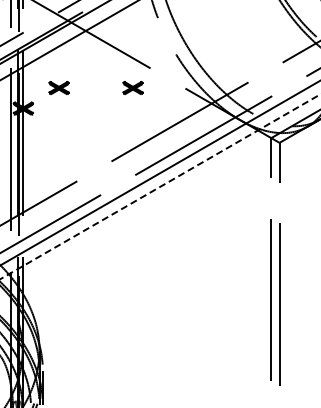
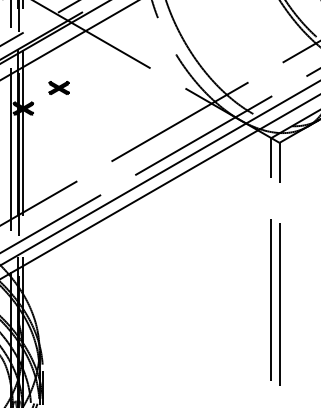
part: present -> none (132, 87)
line: dashed -> solid (160, 186)
